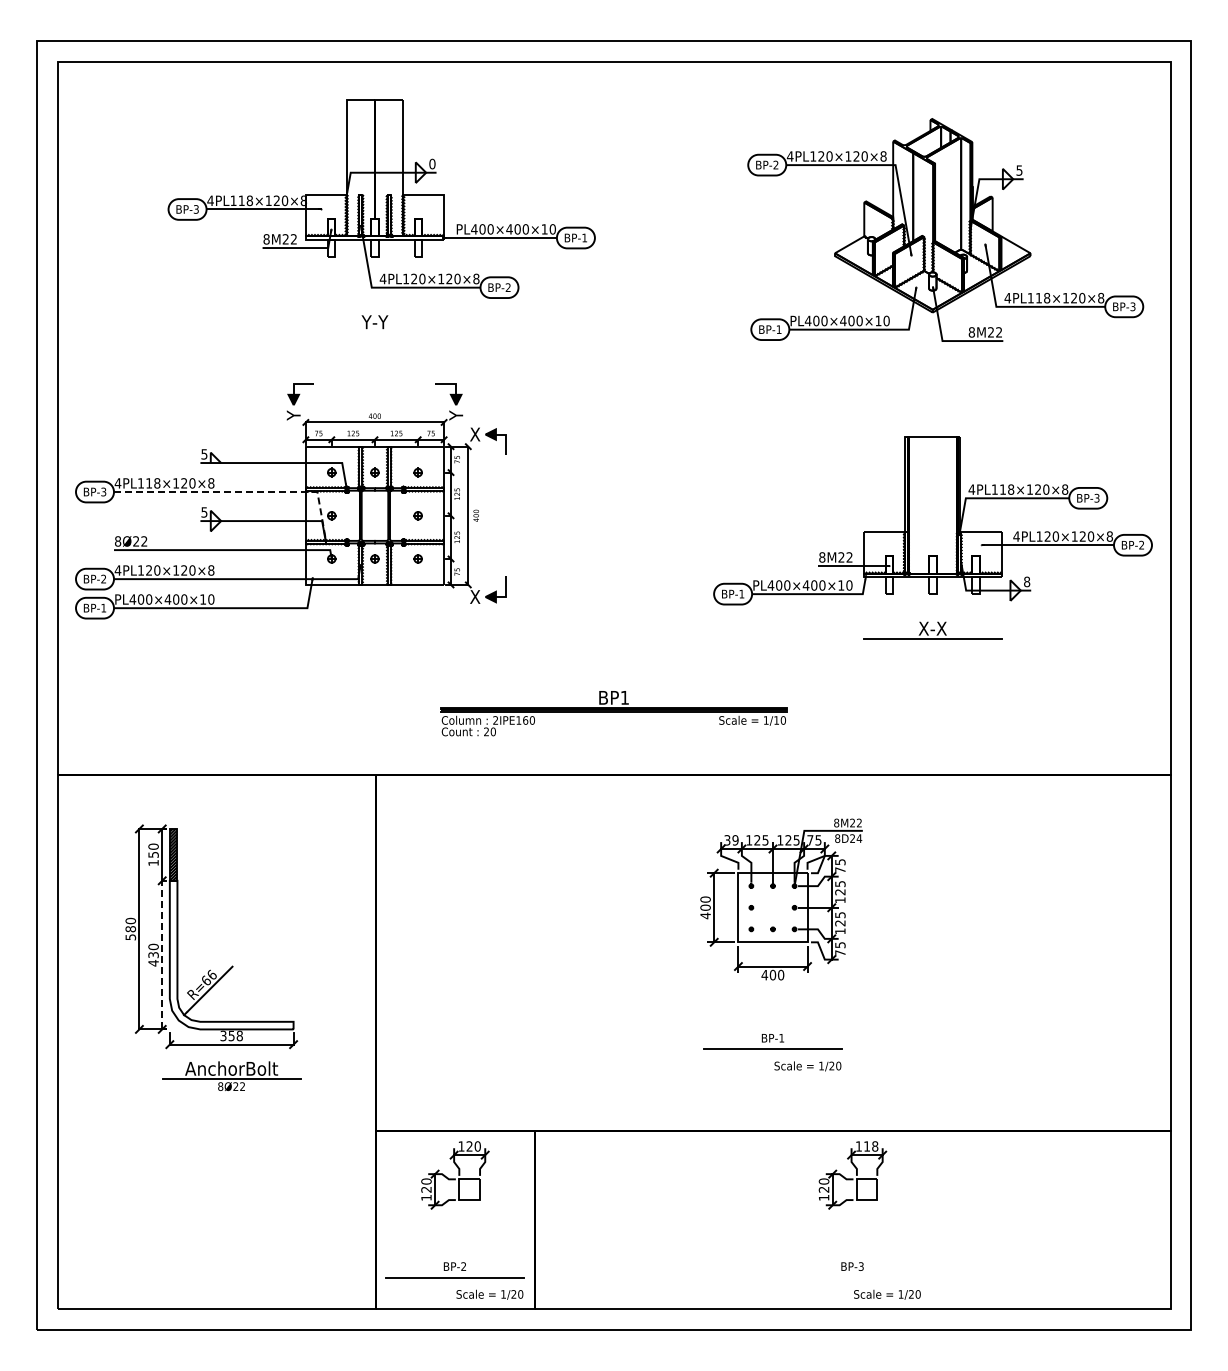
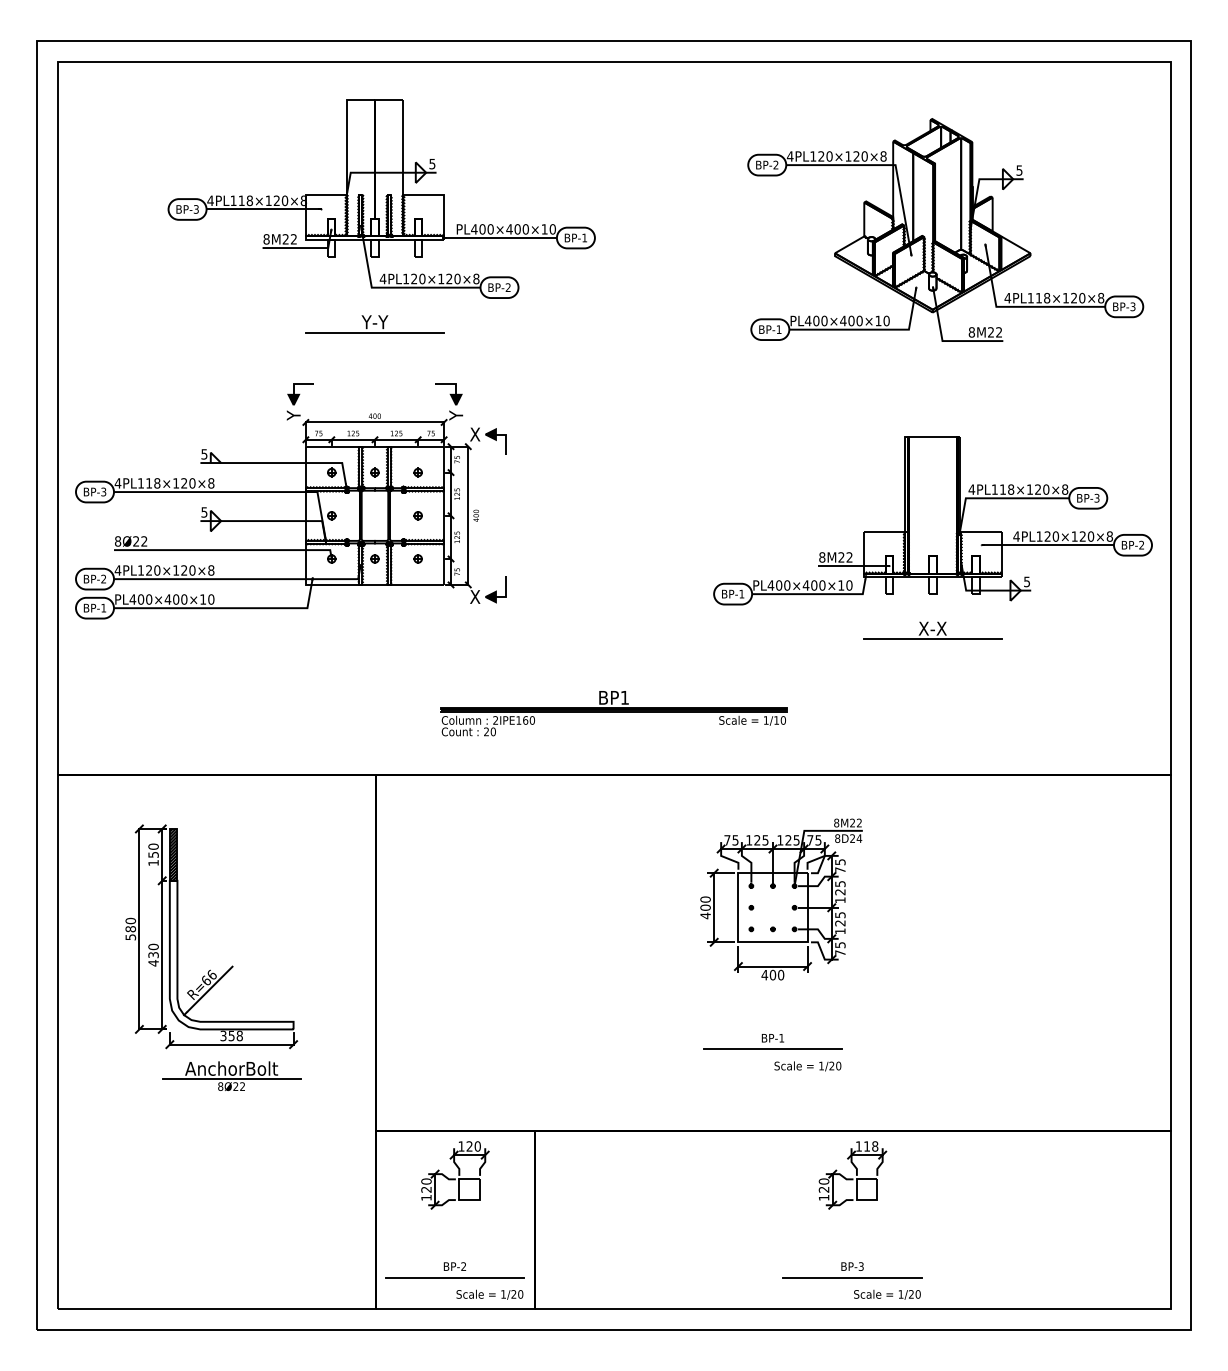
text: 0 -> 5 (432, 163)
line: none -> present (374, 332)
line: dashed -> solid (241, 492)
text: 8 -> 5 (1027, 581)
text: 39 -> 75 (731, 840)
line: dashed -> solid (162, 954)
line: none -> present (852, 1277)
